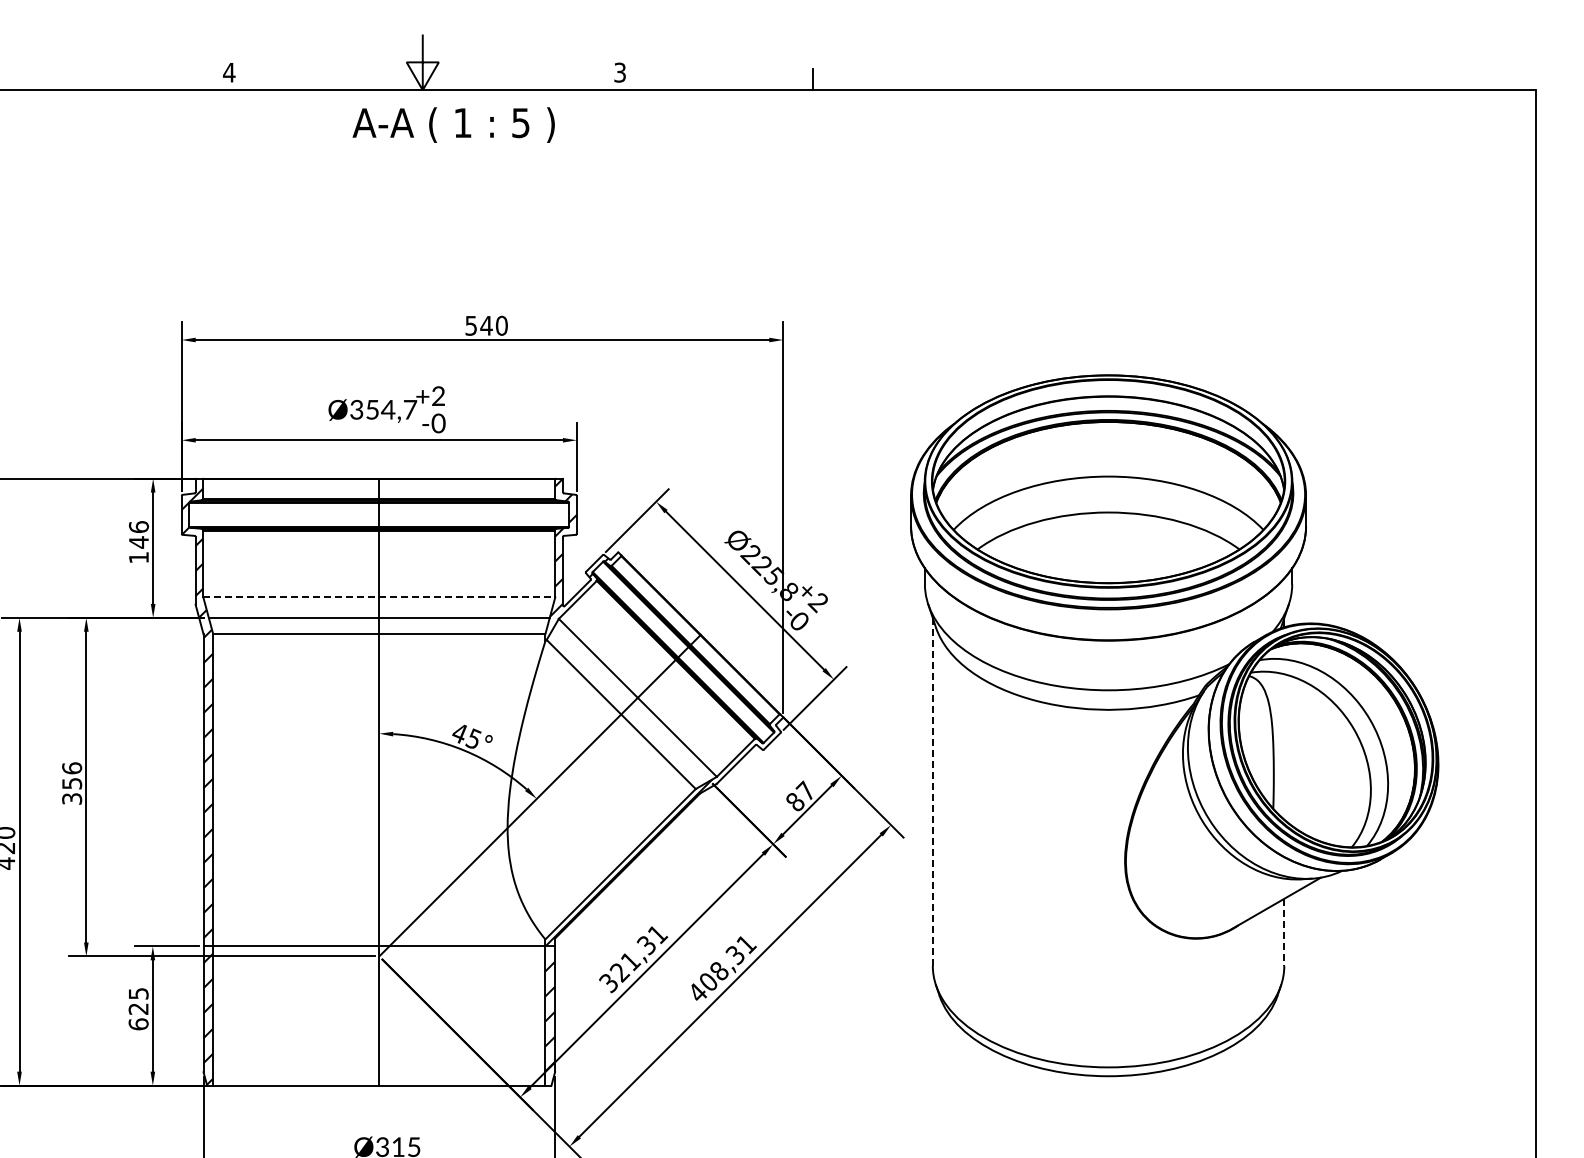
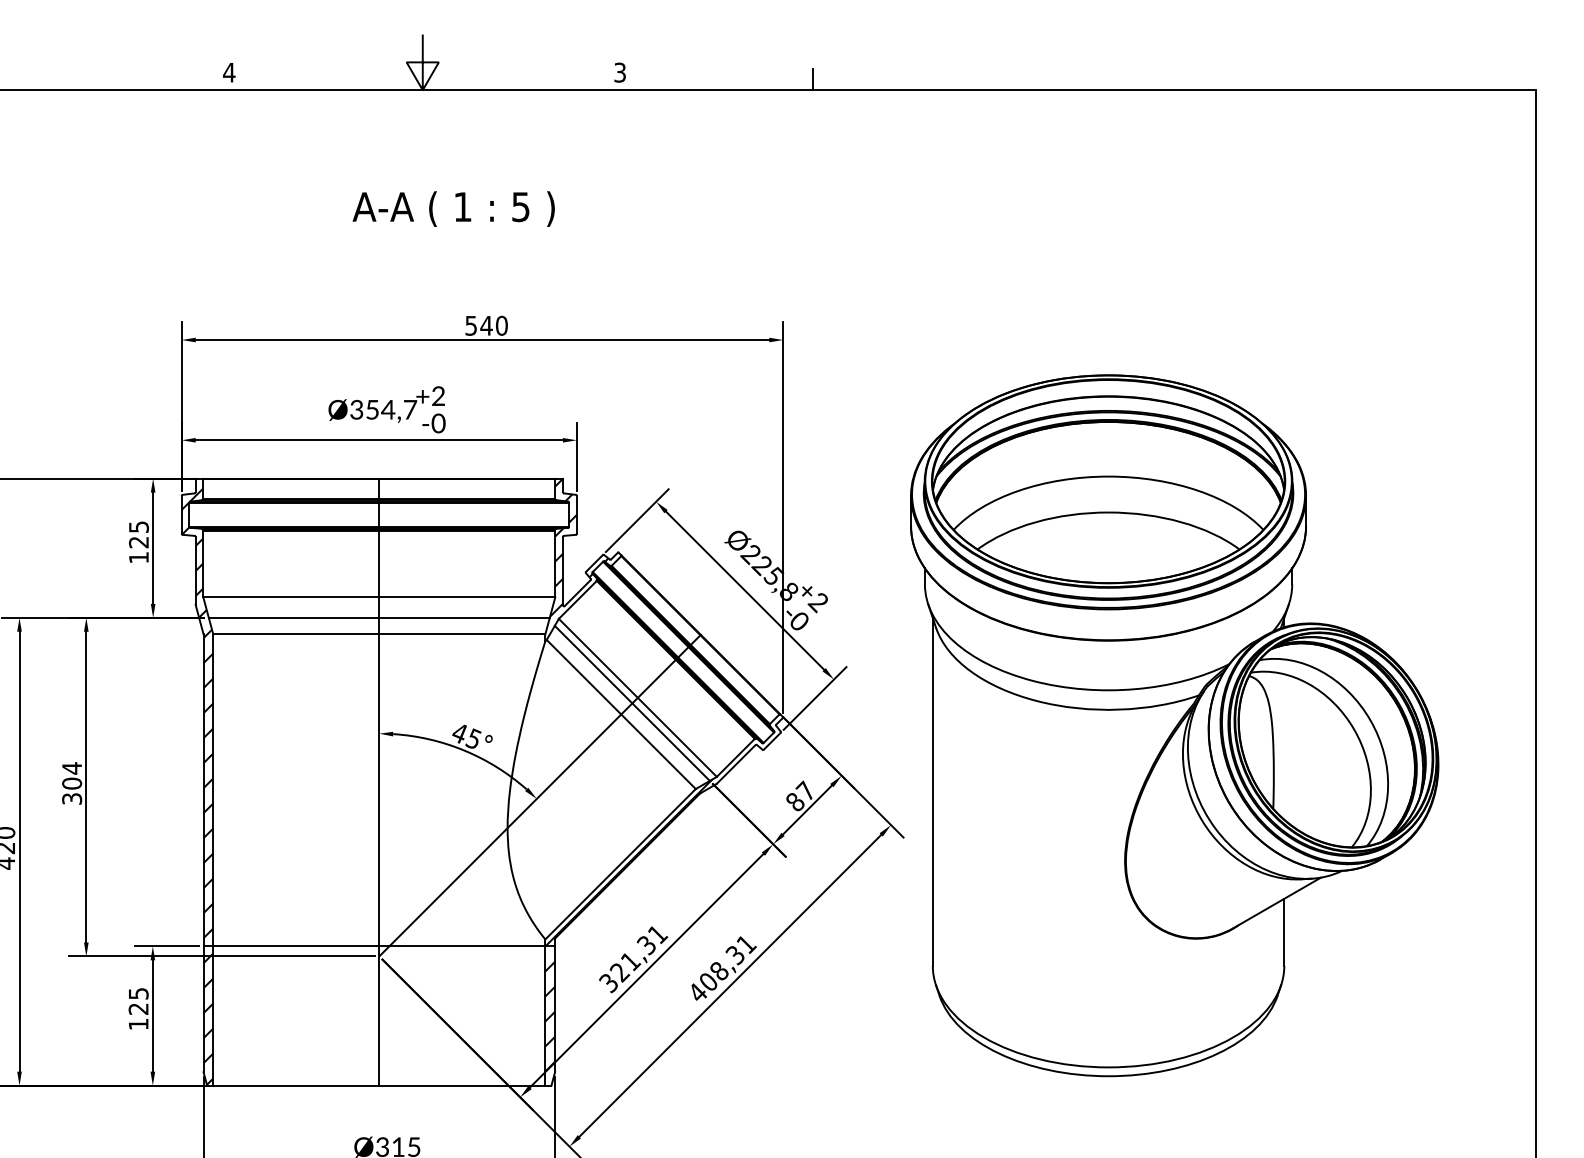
text position: (453, 124) -> (453, 208) (453, 208)
text: 146 -> 125 (138, 534)
line: dashed -> solid (379, 597)
line: none -> present (631, 702)
text: 356 -> 304 (72, 775)
line: dashed -> solid (932, 792)
line: dashed -> solid (1284, 932)
text: 625 -> 125 (138, 1024)
